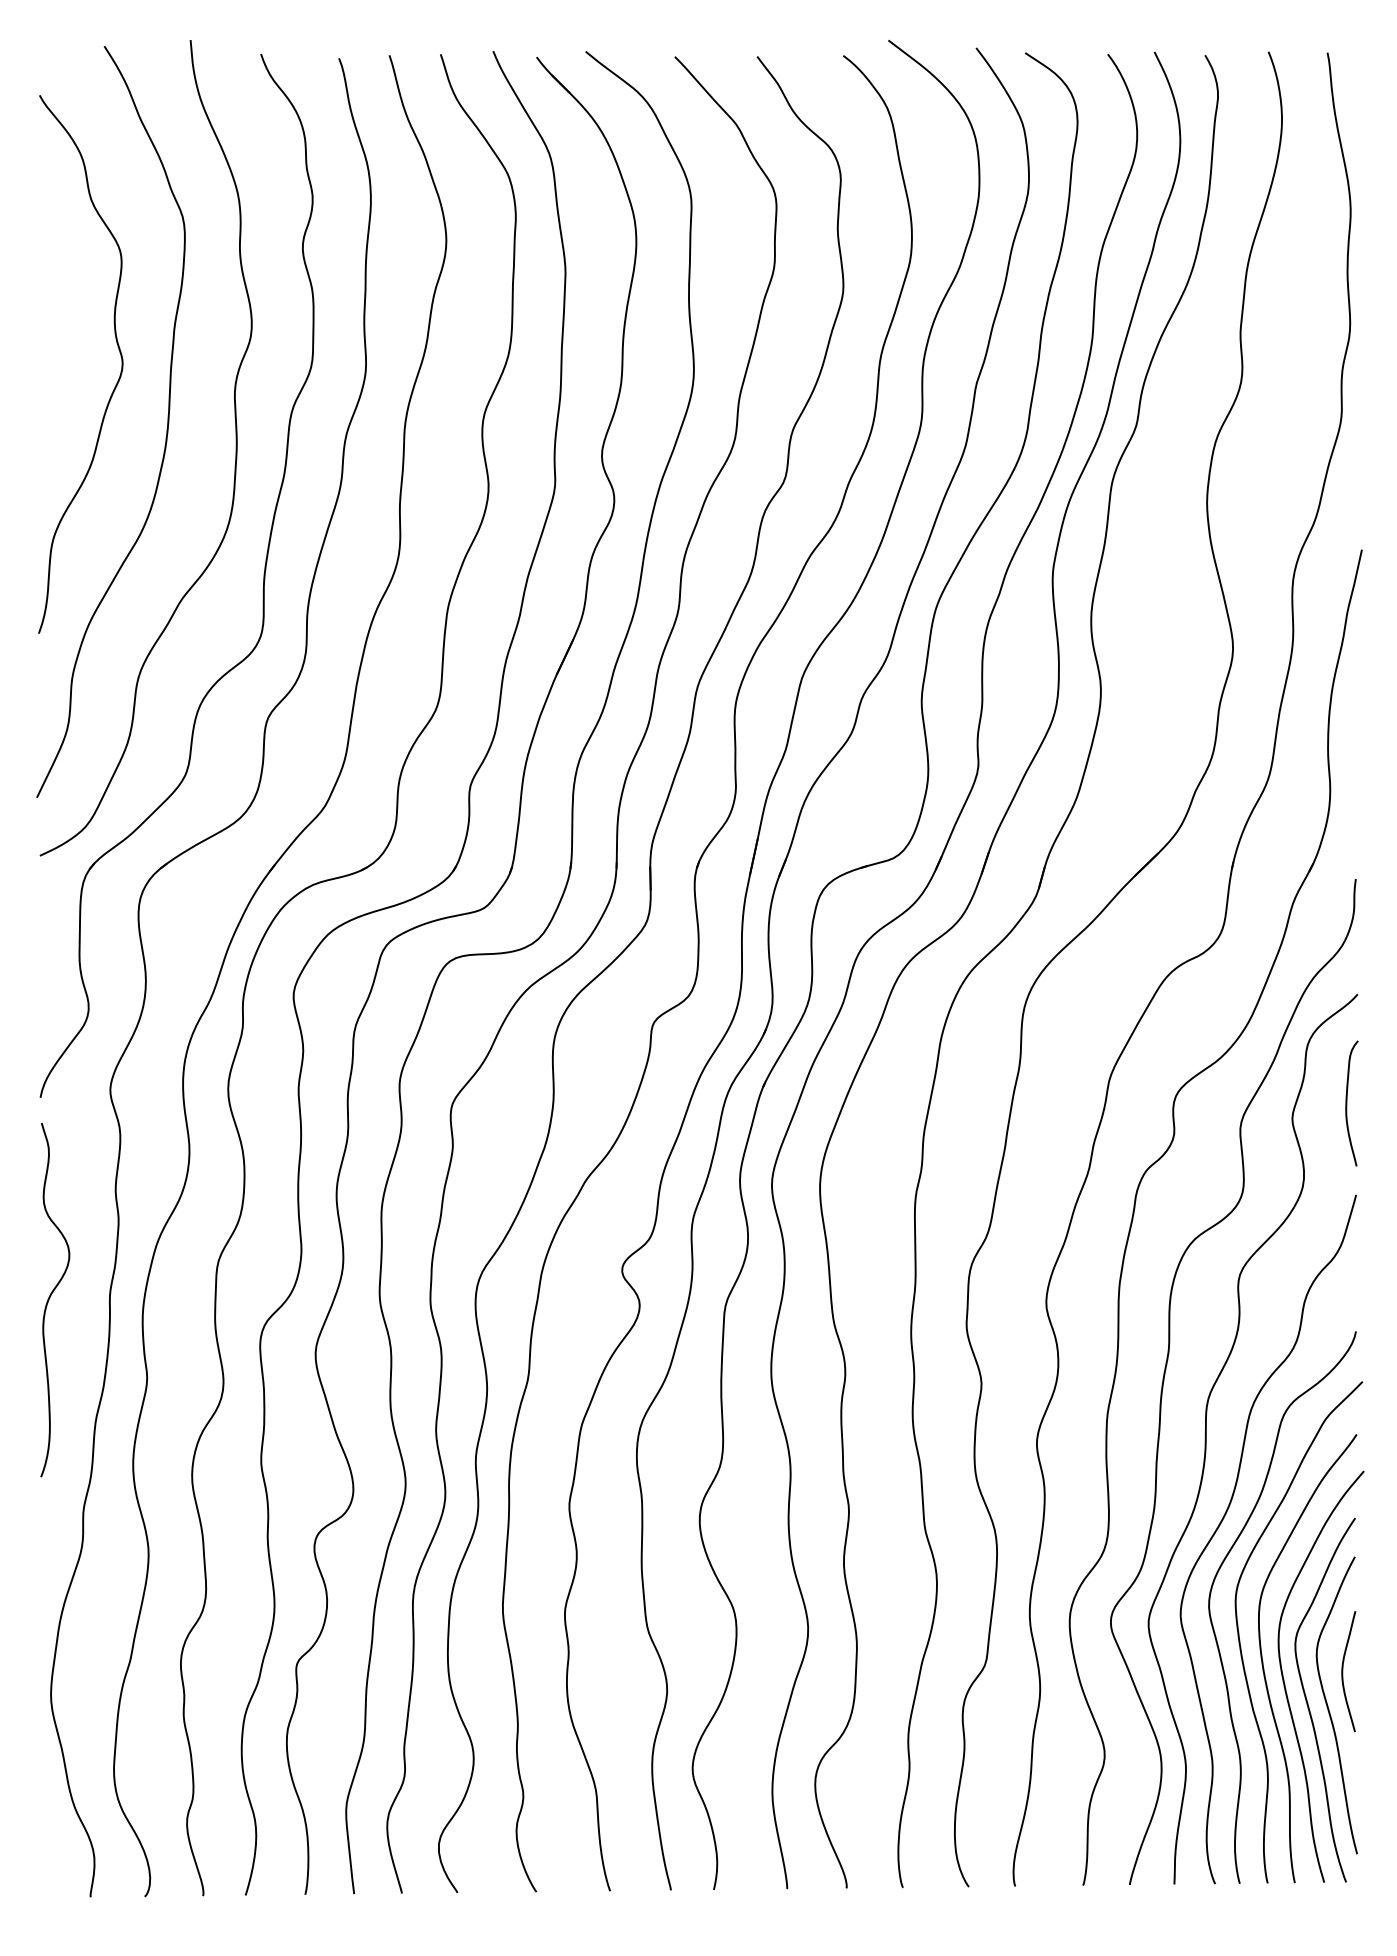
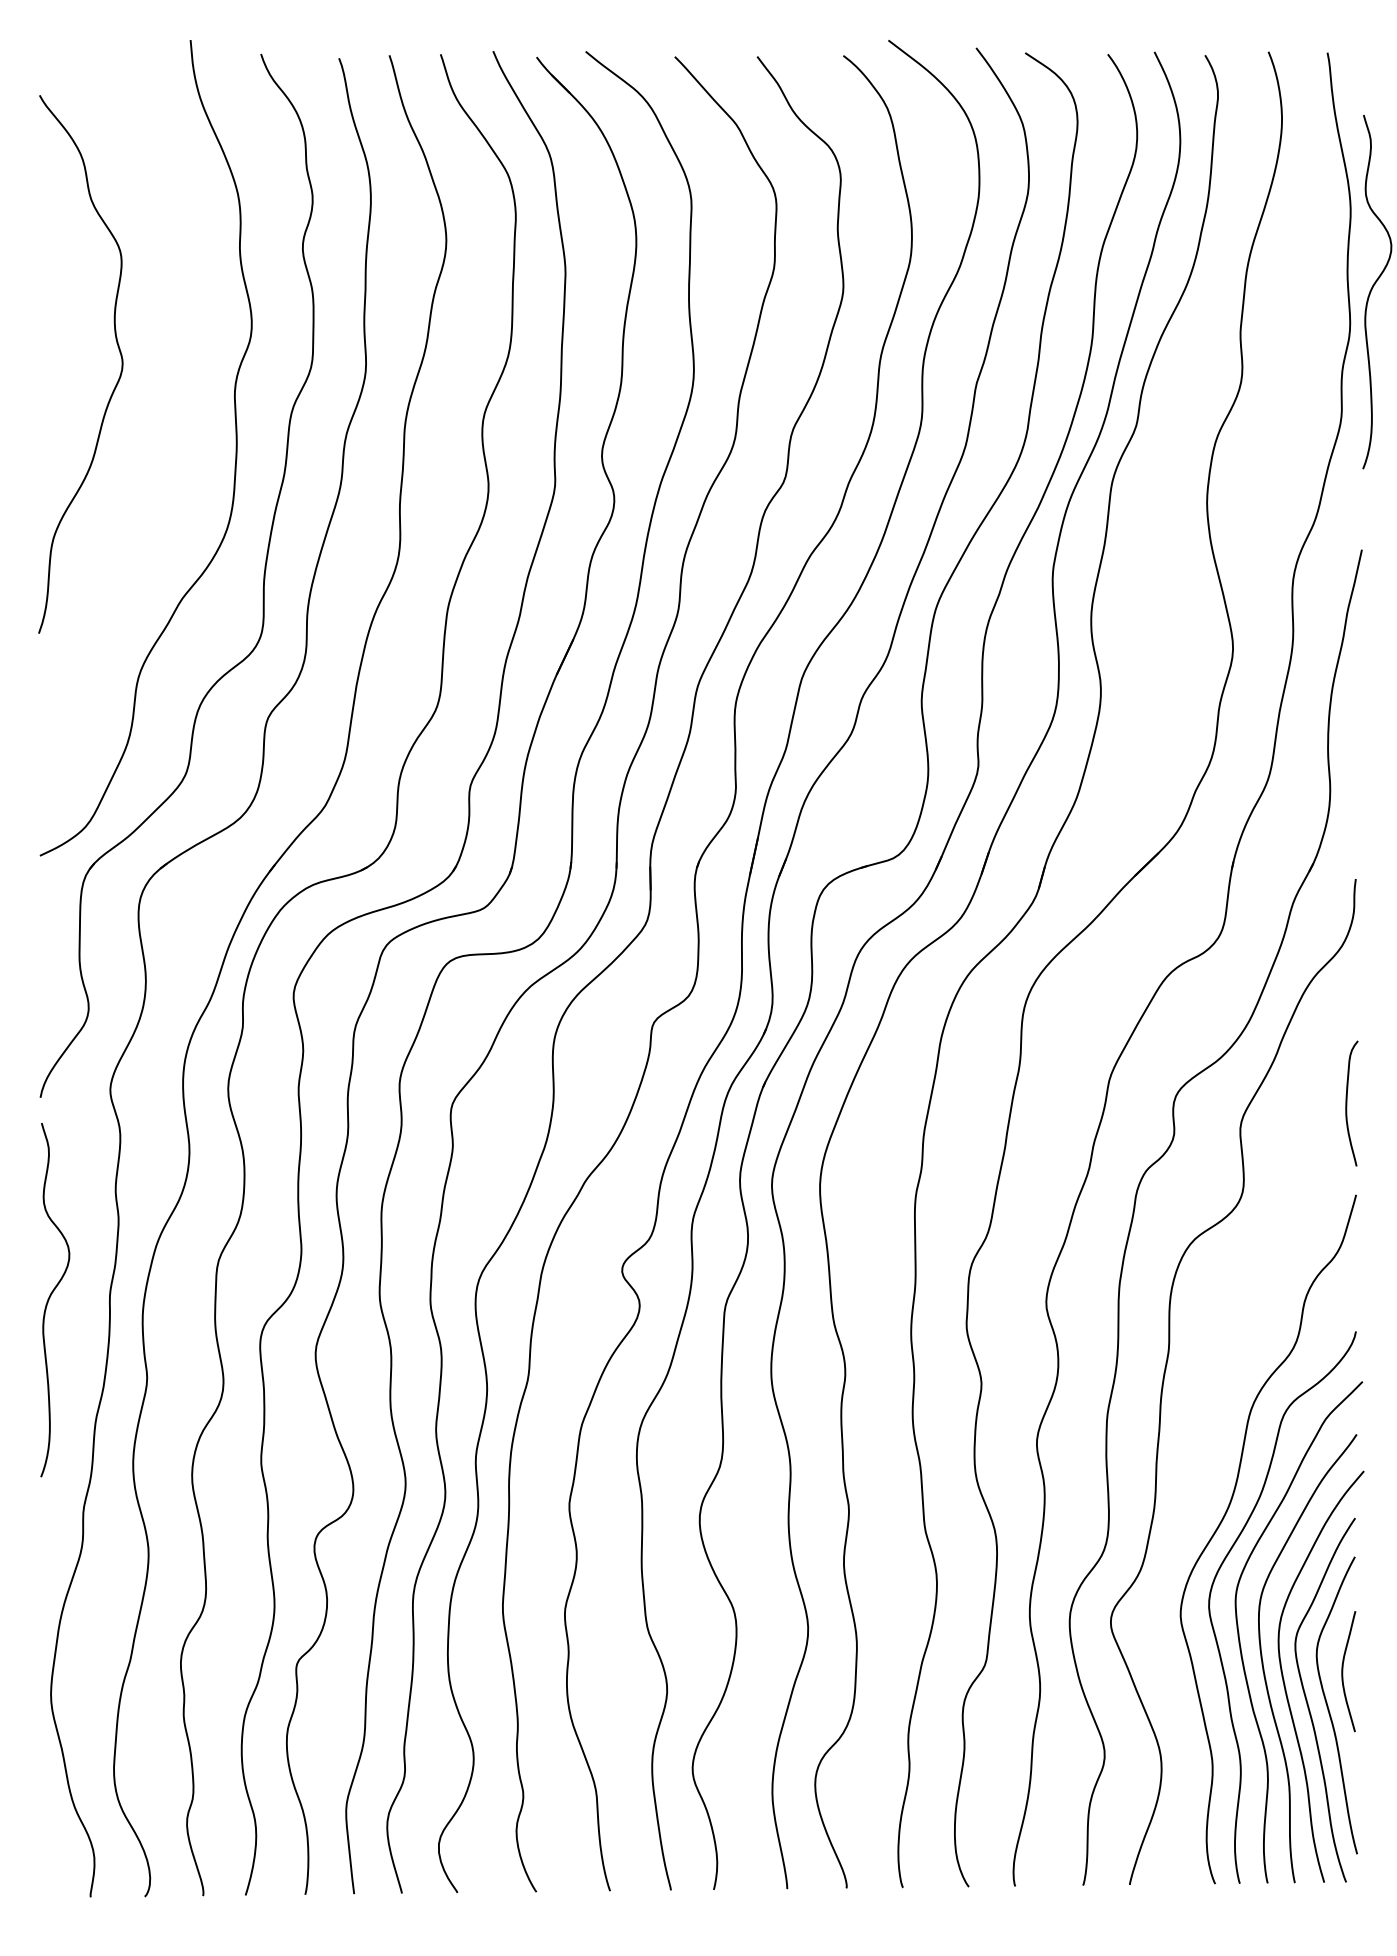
curve: none -> present (1372, 290)
curve: present -> none (166, 428)
curve: present -> none (1206, 1439)
